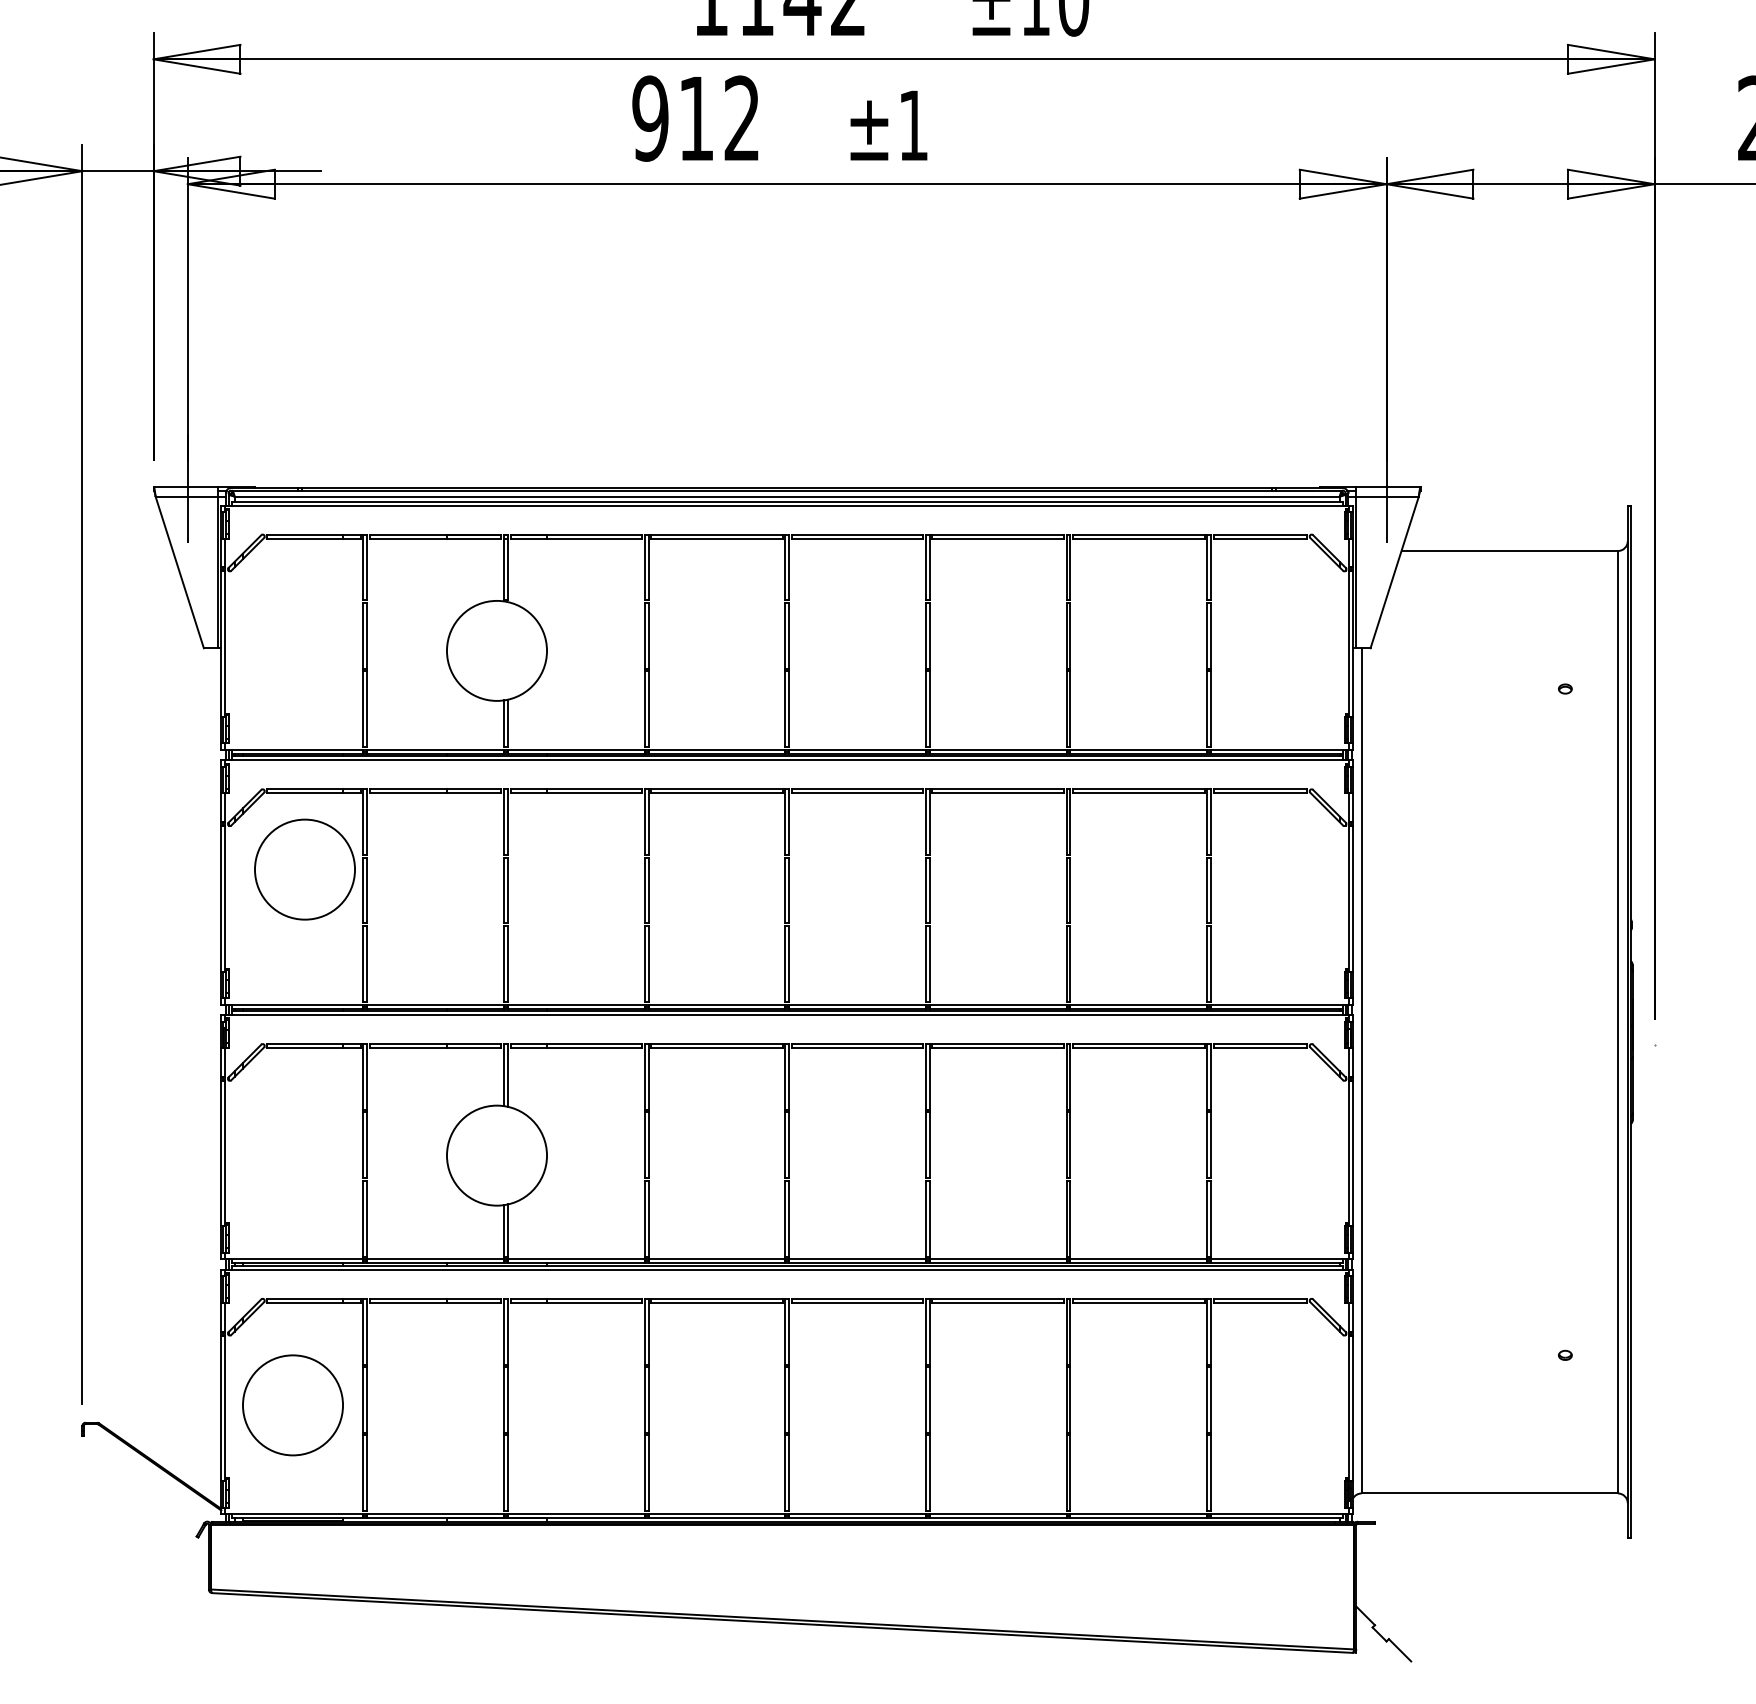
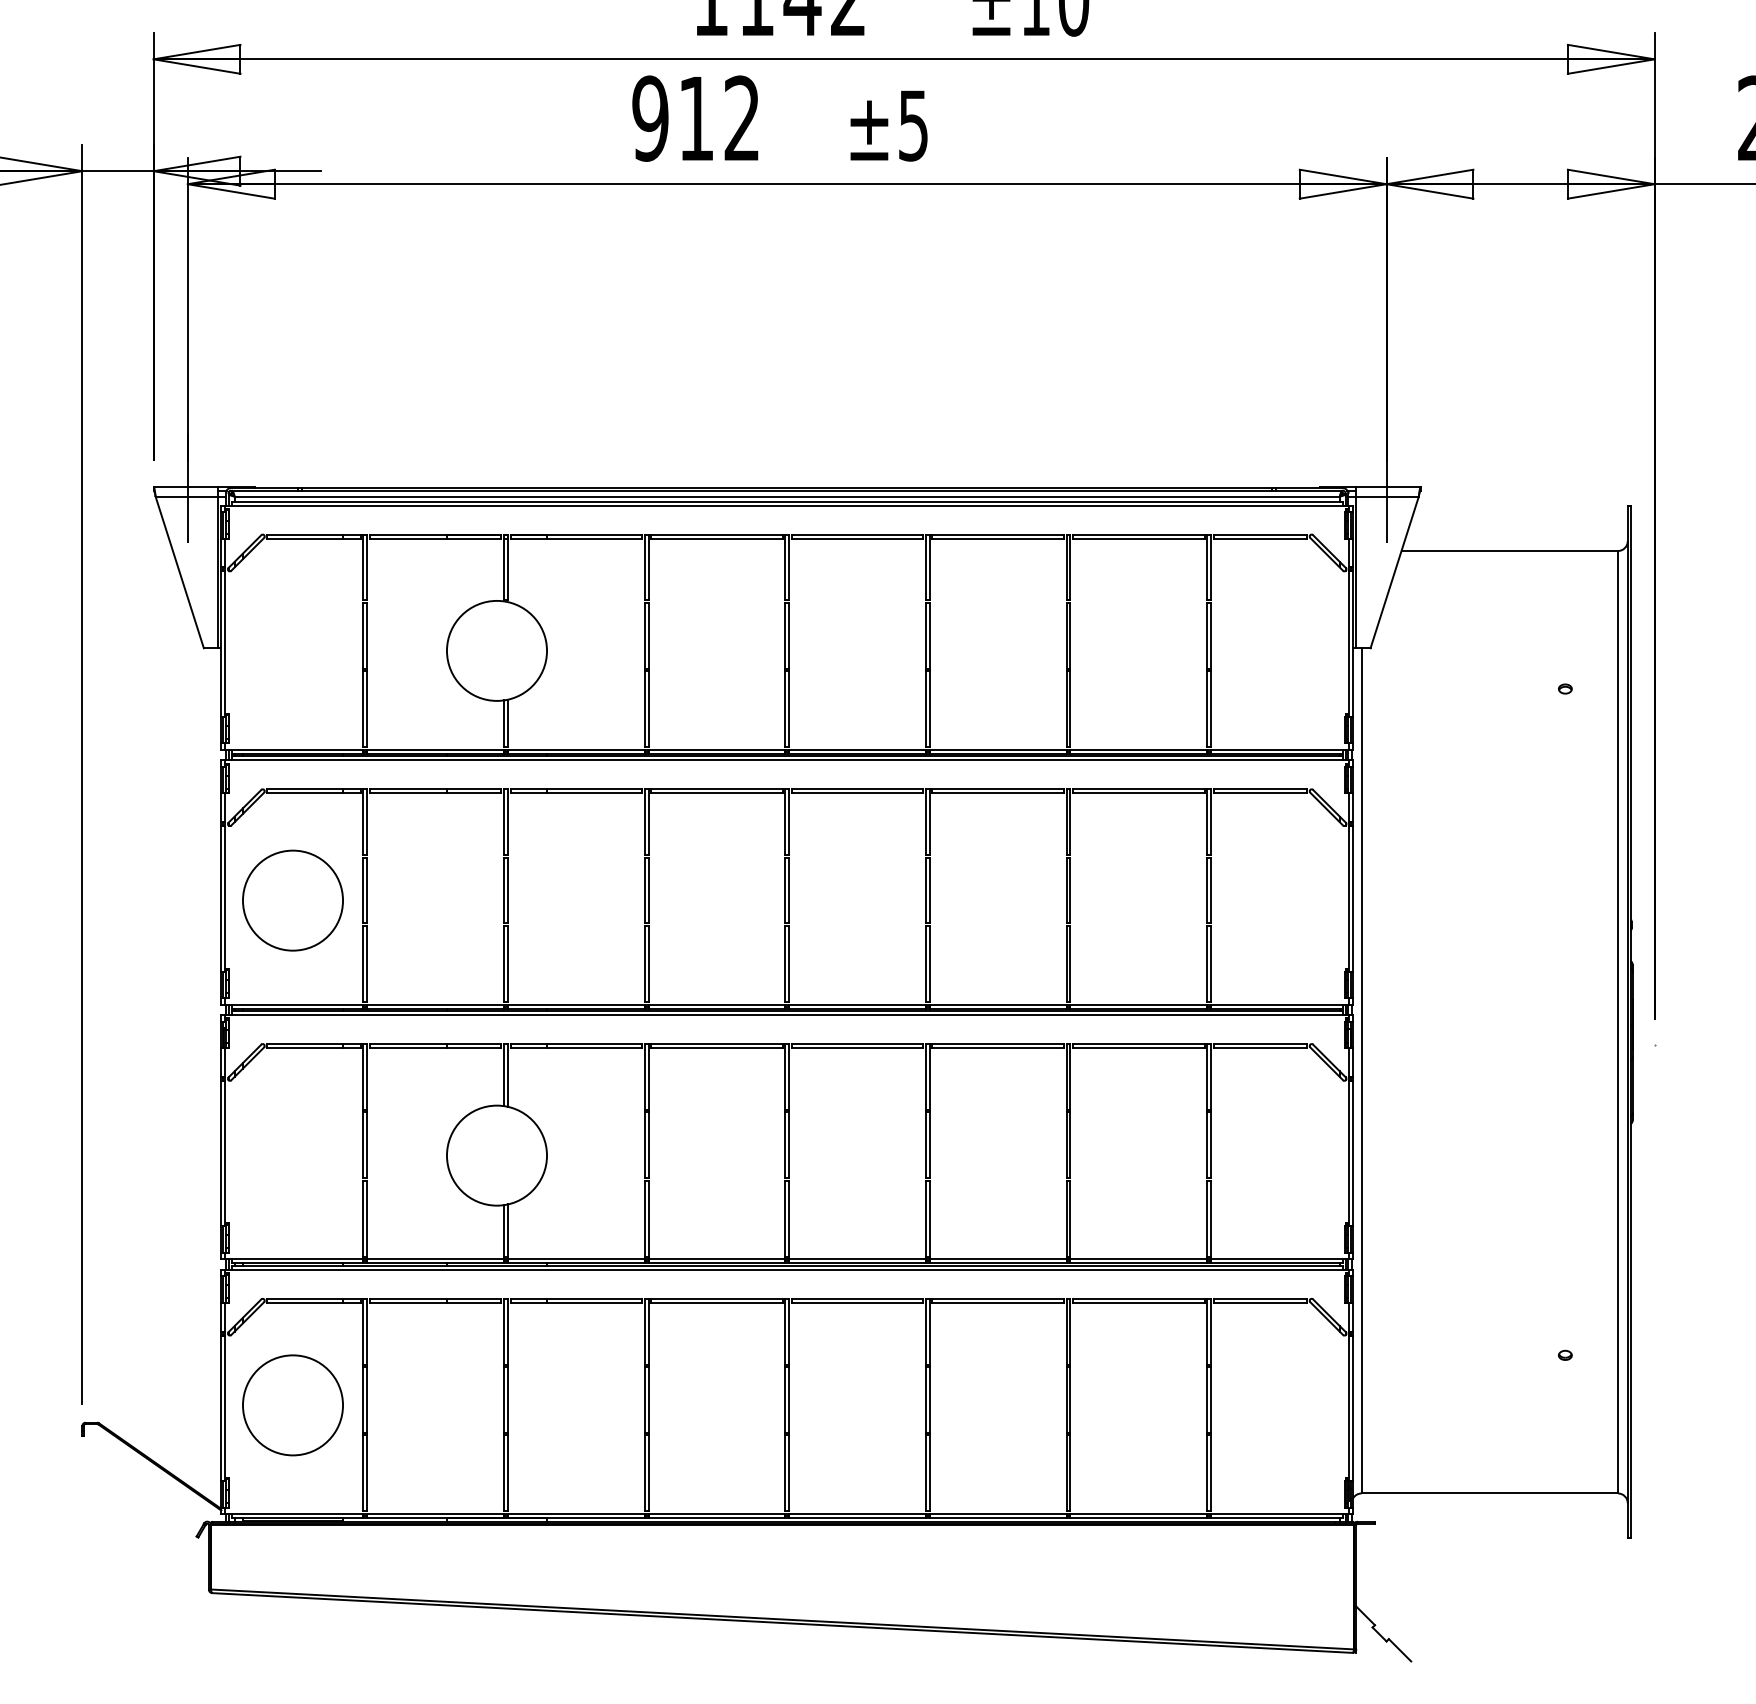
text: ±1 -> ±5 (913, 125)
circle position: (304, 869) -> (292, 900) (292, 900)
